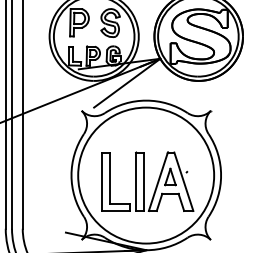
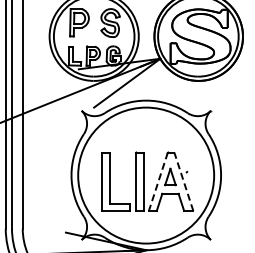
line: solid -> dashed (158, 181)
line: solid -> dashed (183, 181)
